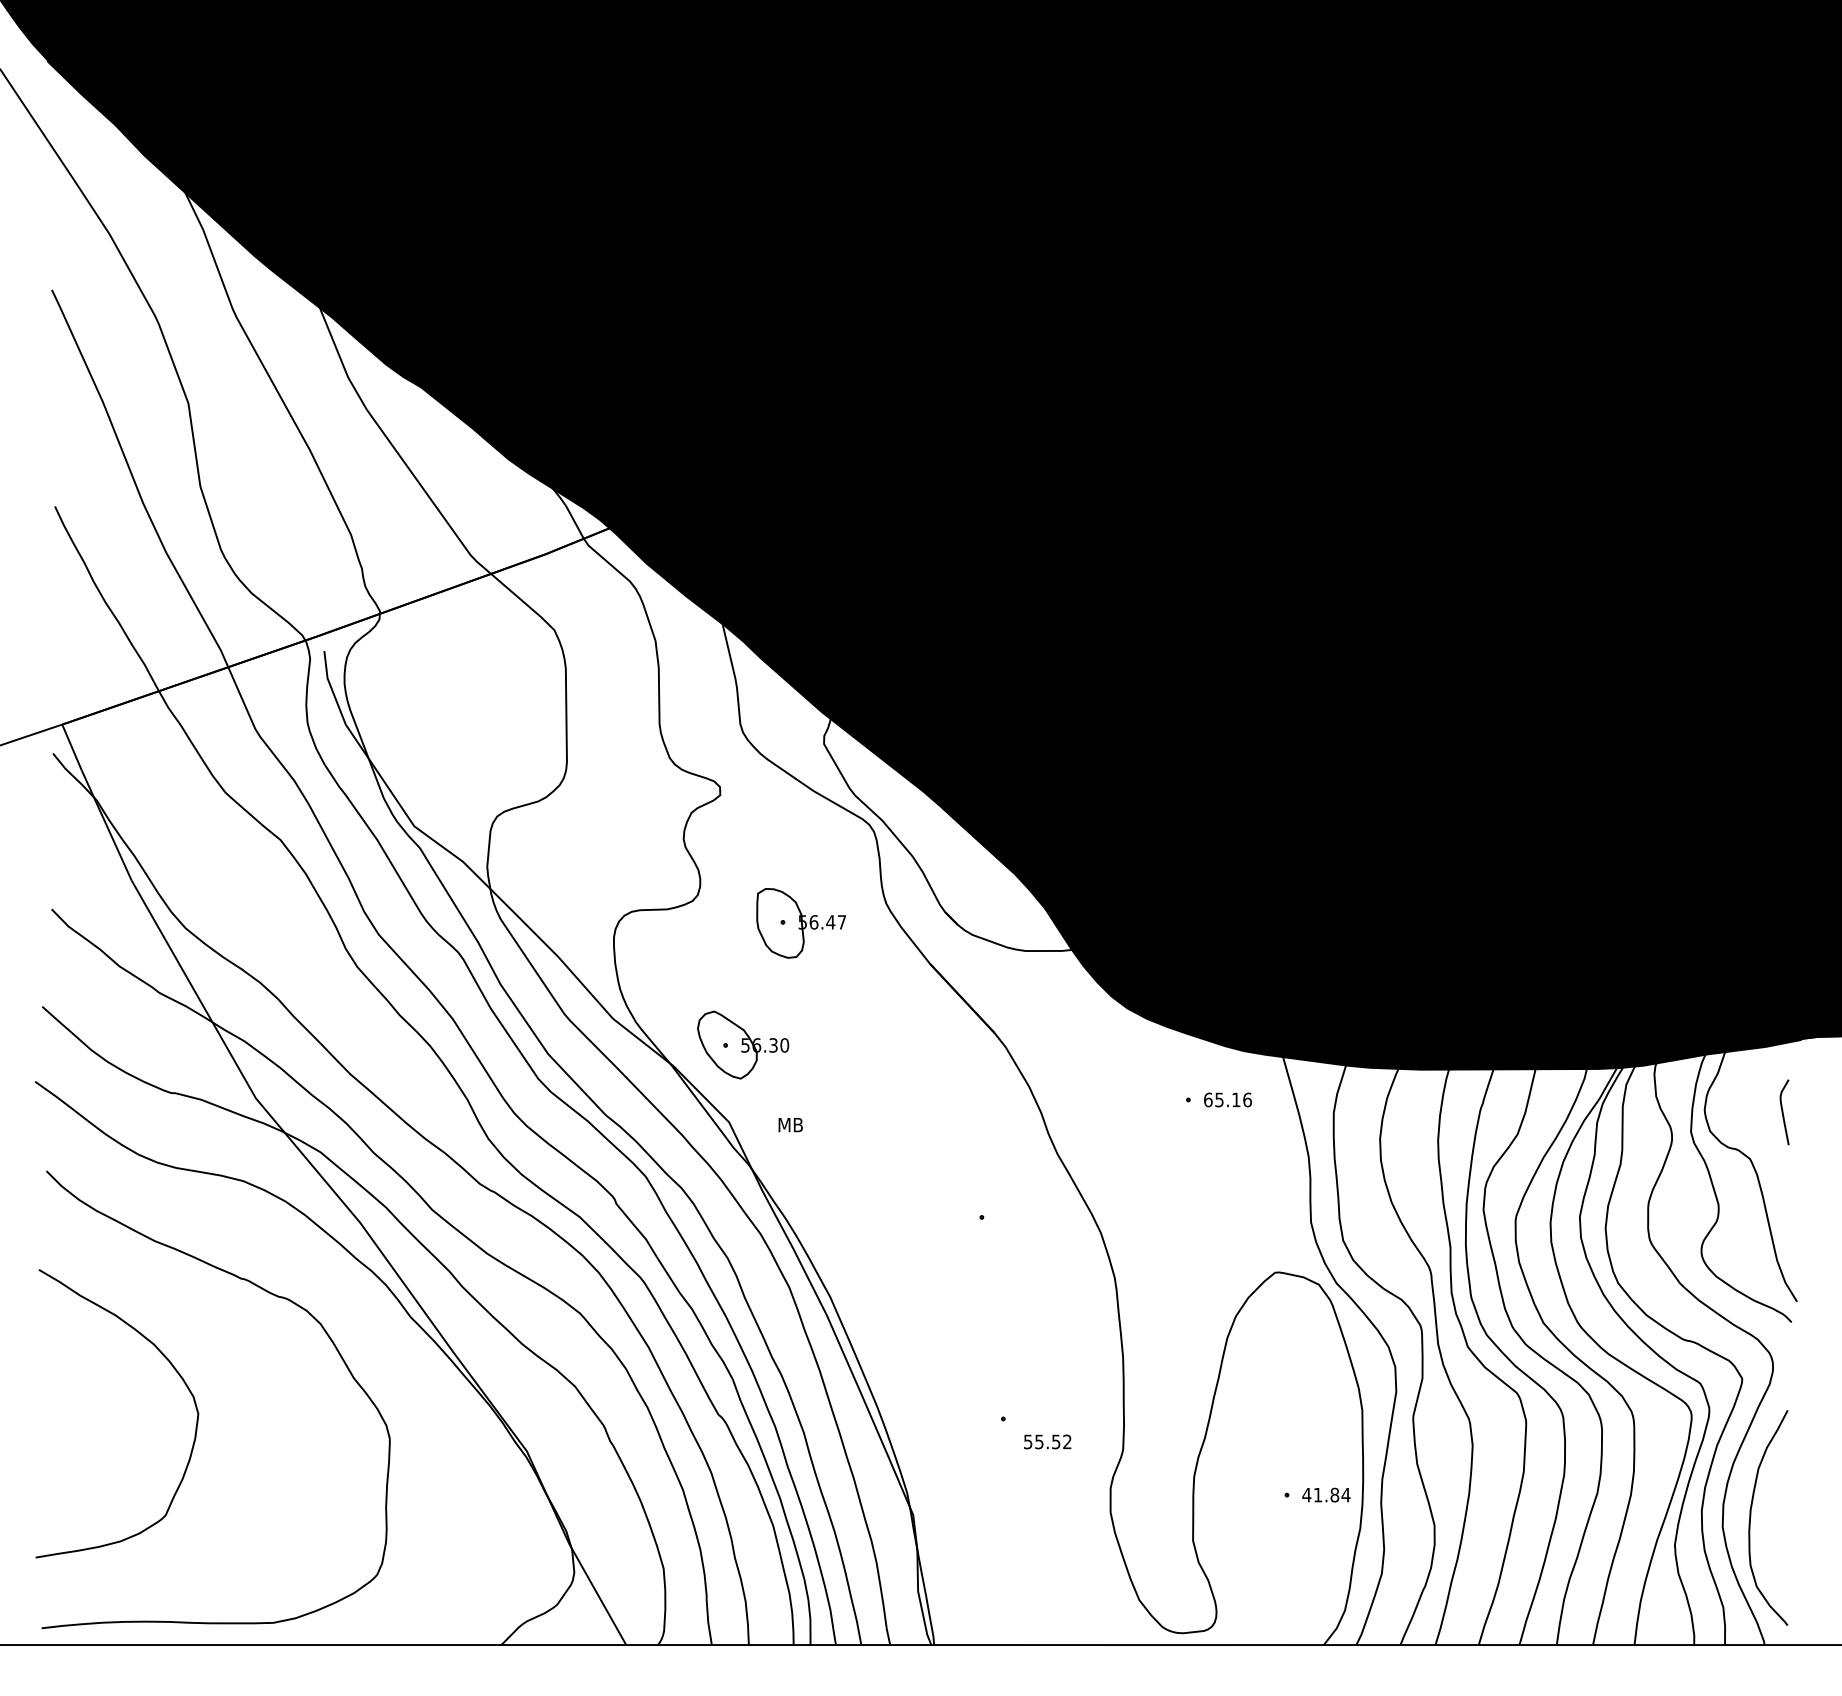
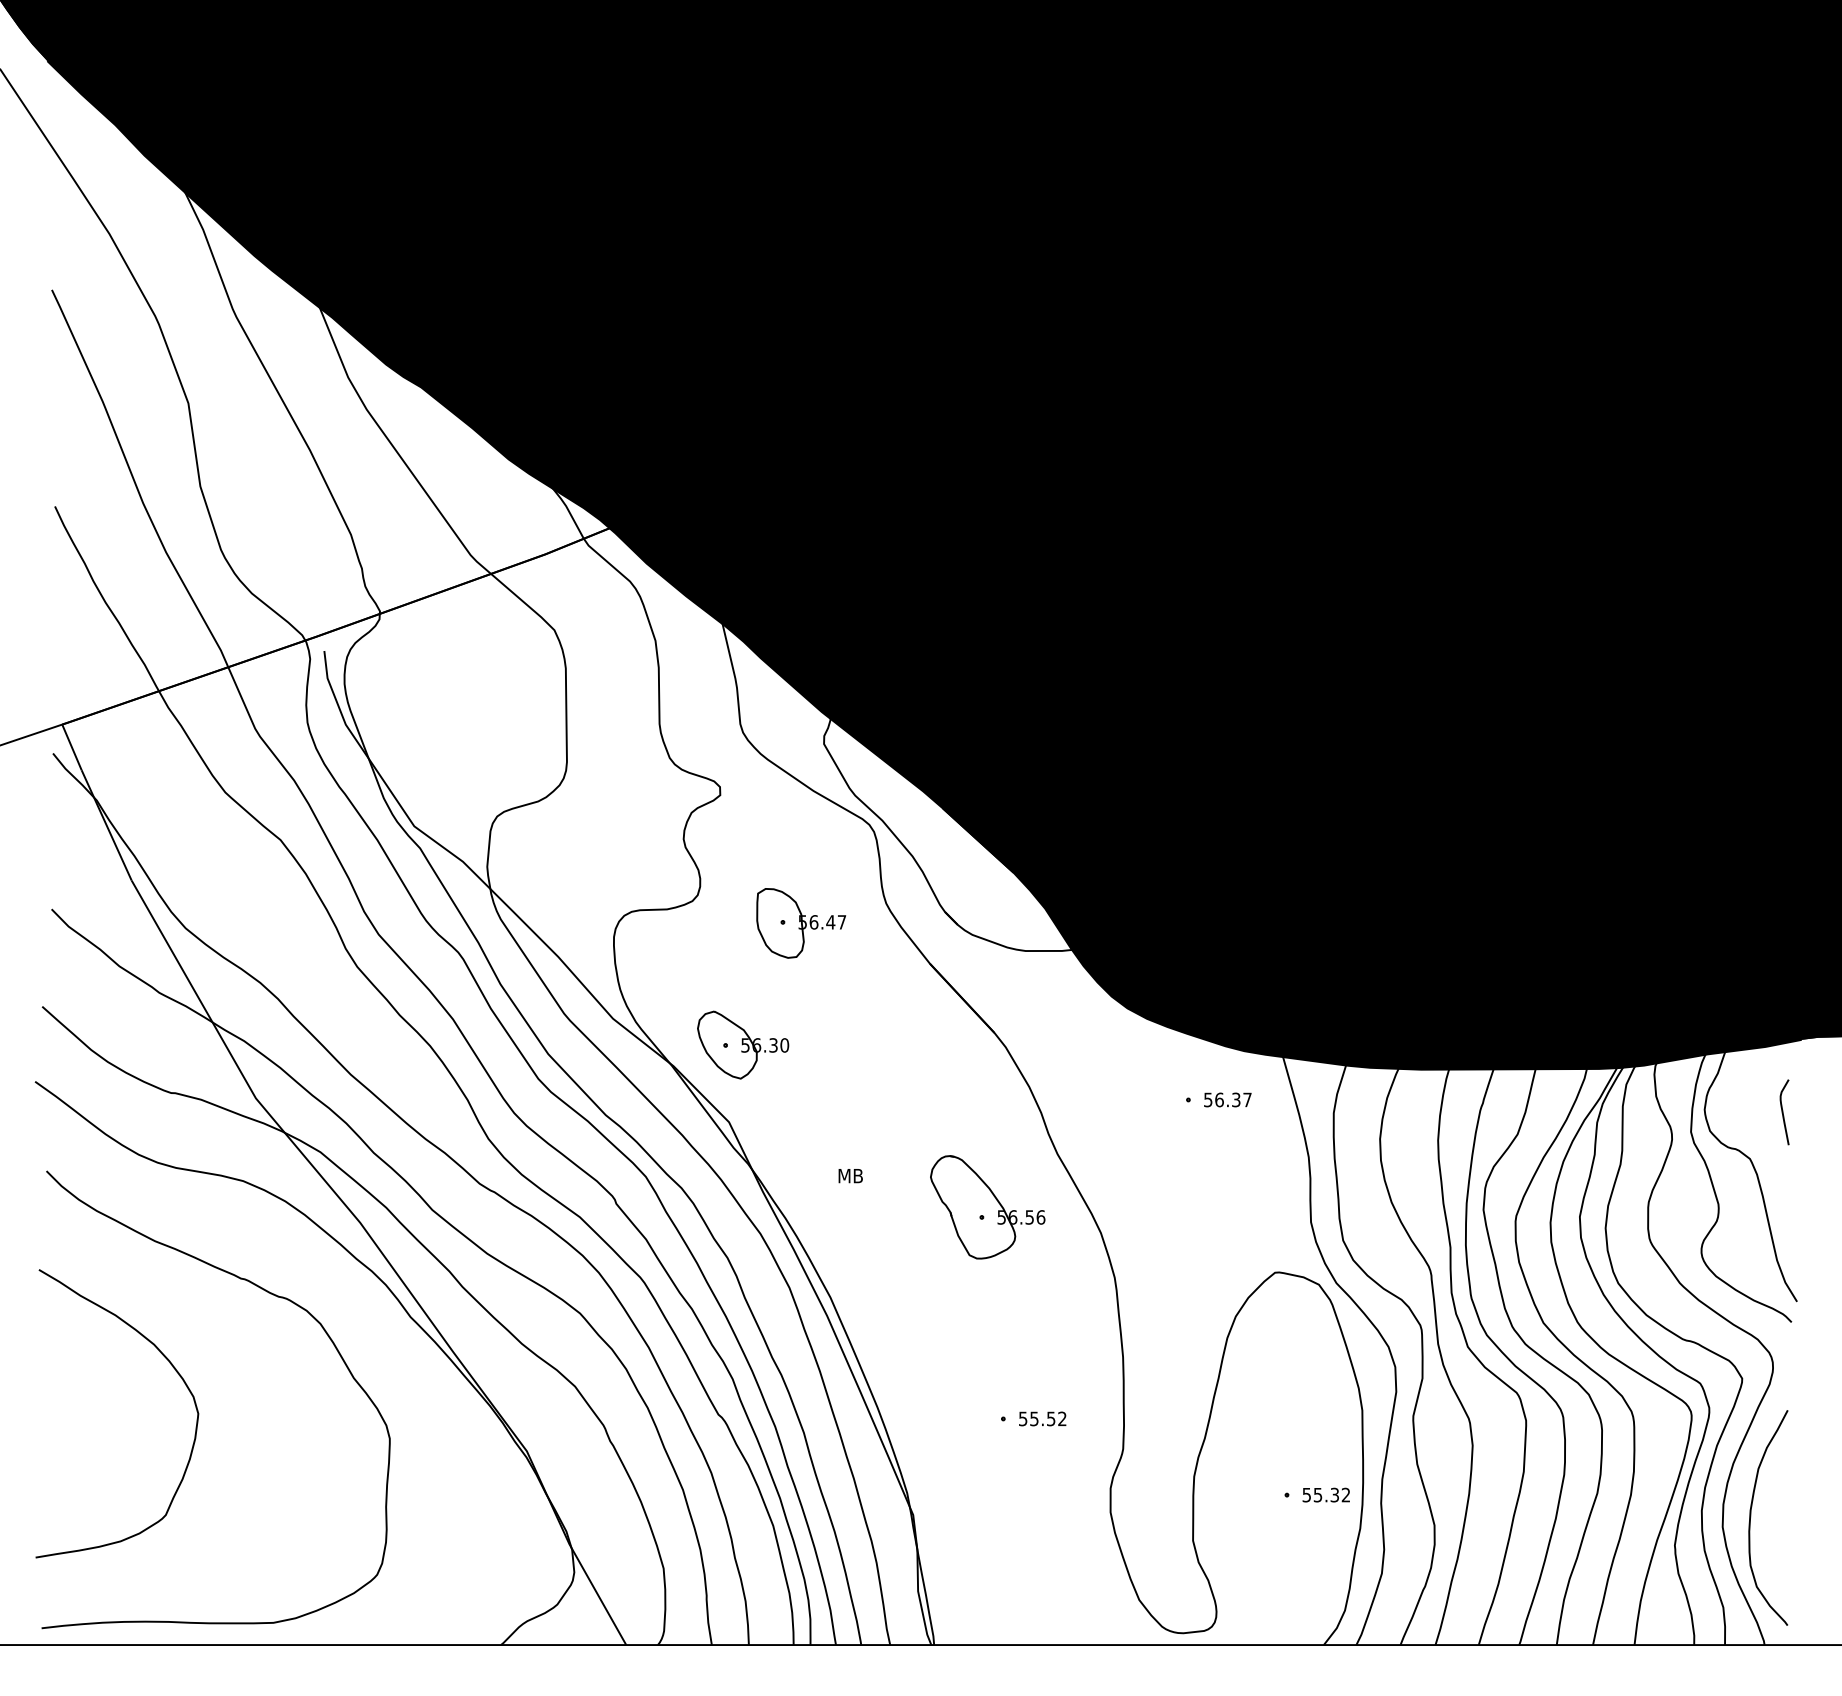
text: 65.16 -> 56.37 (1227, 1099)
text position: (790, 1125) -> (850, 1176) (850, 1176)
part: none -> present (987, 1207)
text position: (1047, 1441) -> (1042, 1418) (1042, 1418)
text: 41.84 -> 55.32 (1326, 1494)
